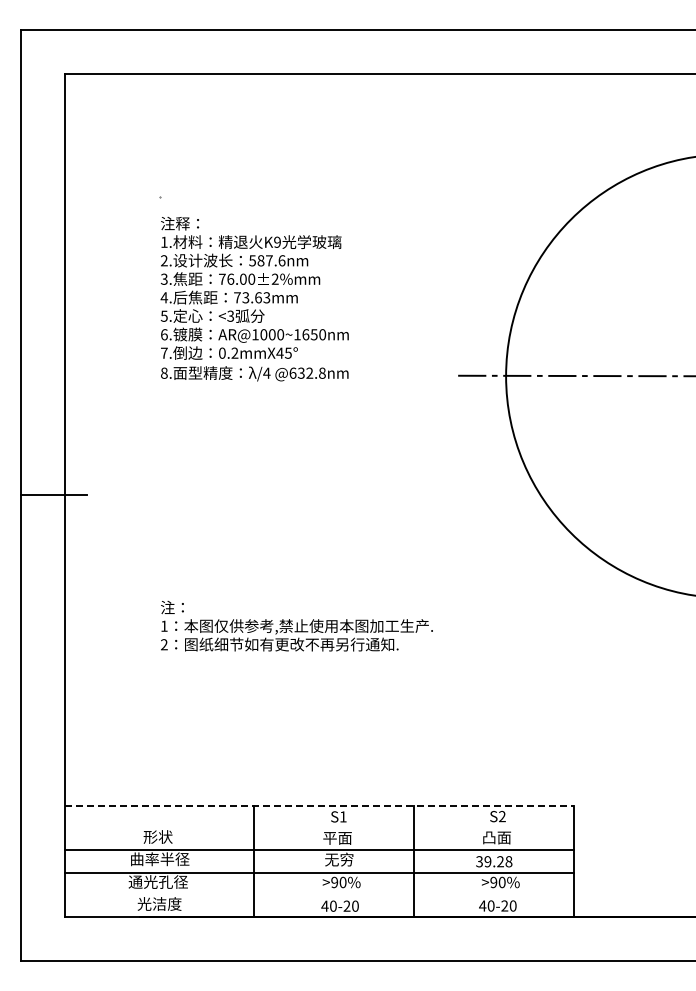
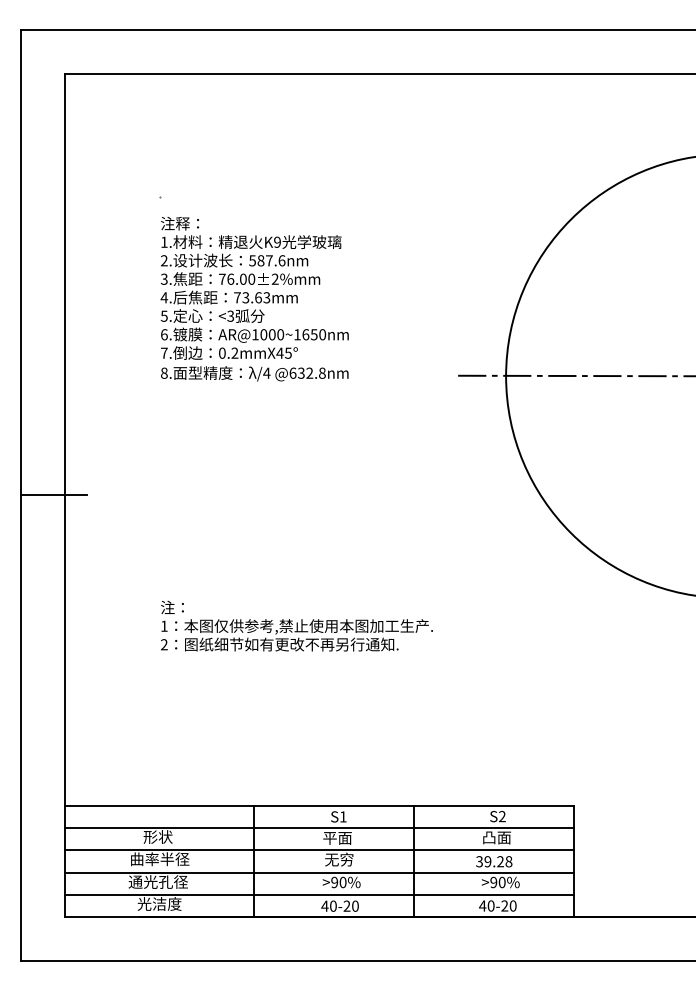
line: dashed -> solid (319, 806)
line: none -> present (319, 828)
line: none -> present (319, 894)
